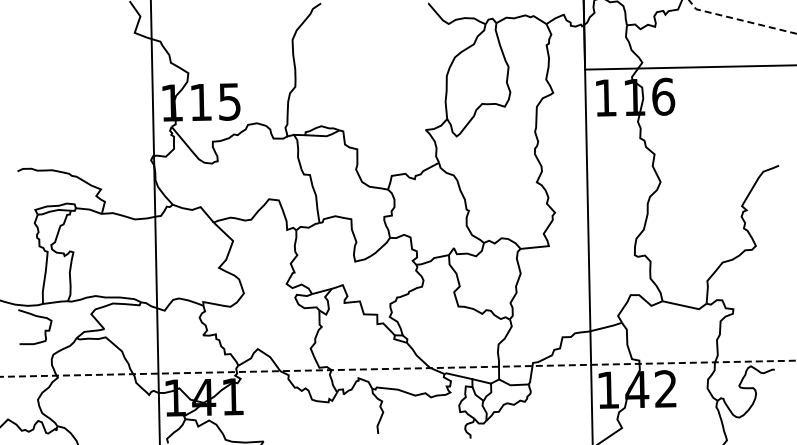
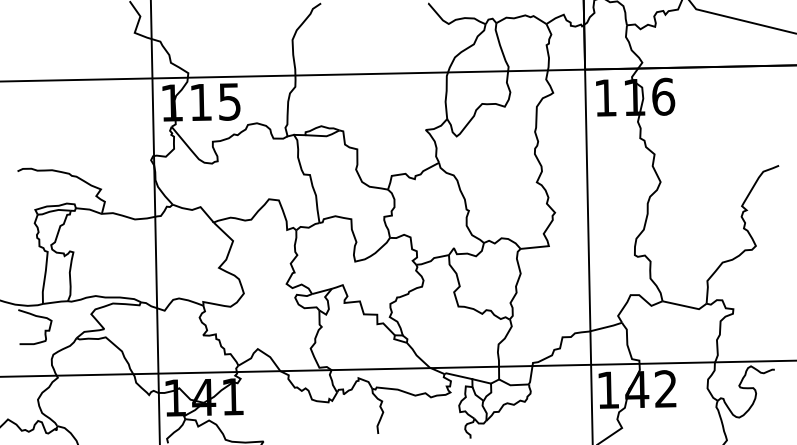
line: dashed -> solid (739, 19)
line: none -> present (397, 73)
line: dashed -> solid (398, 368)
